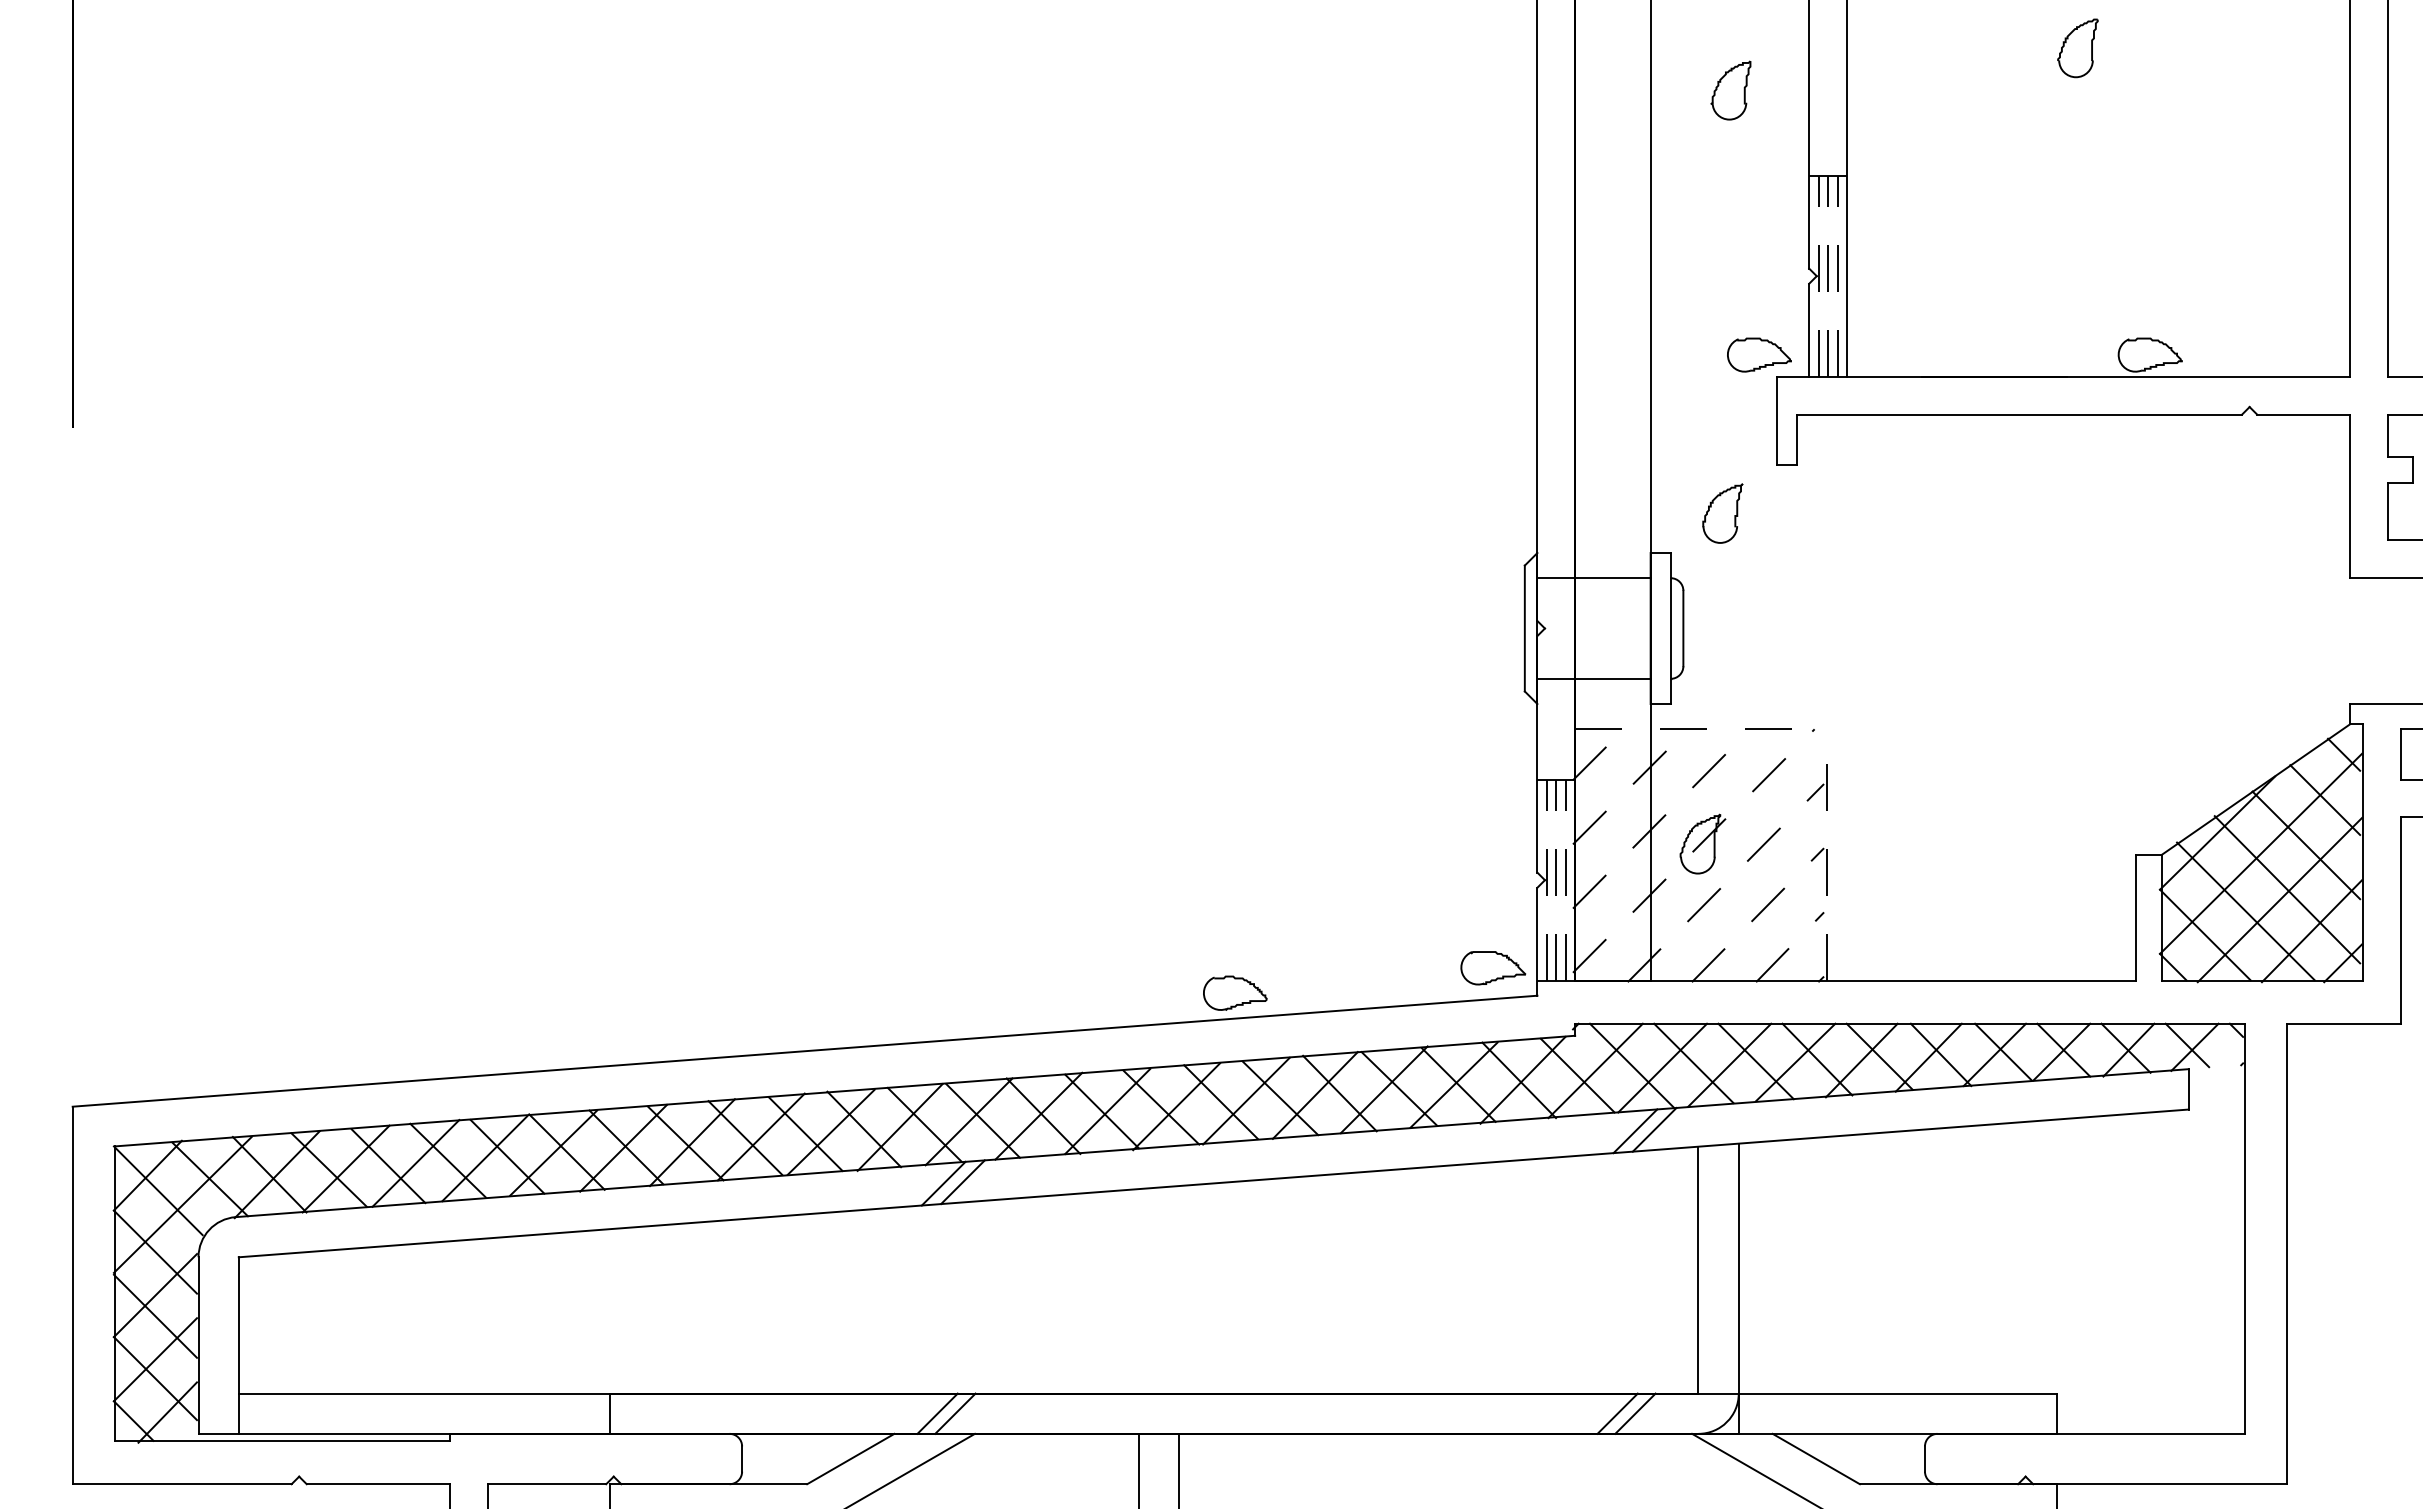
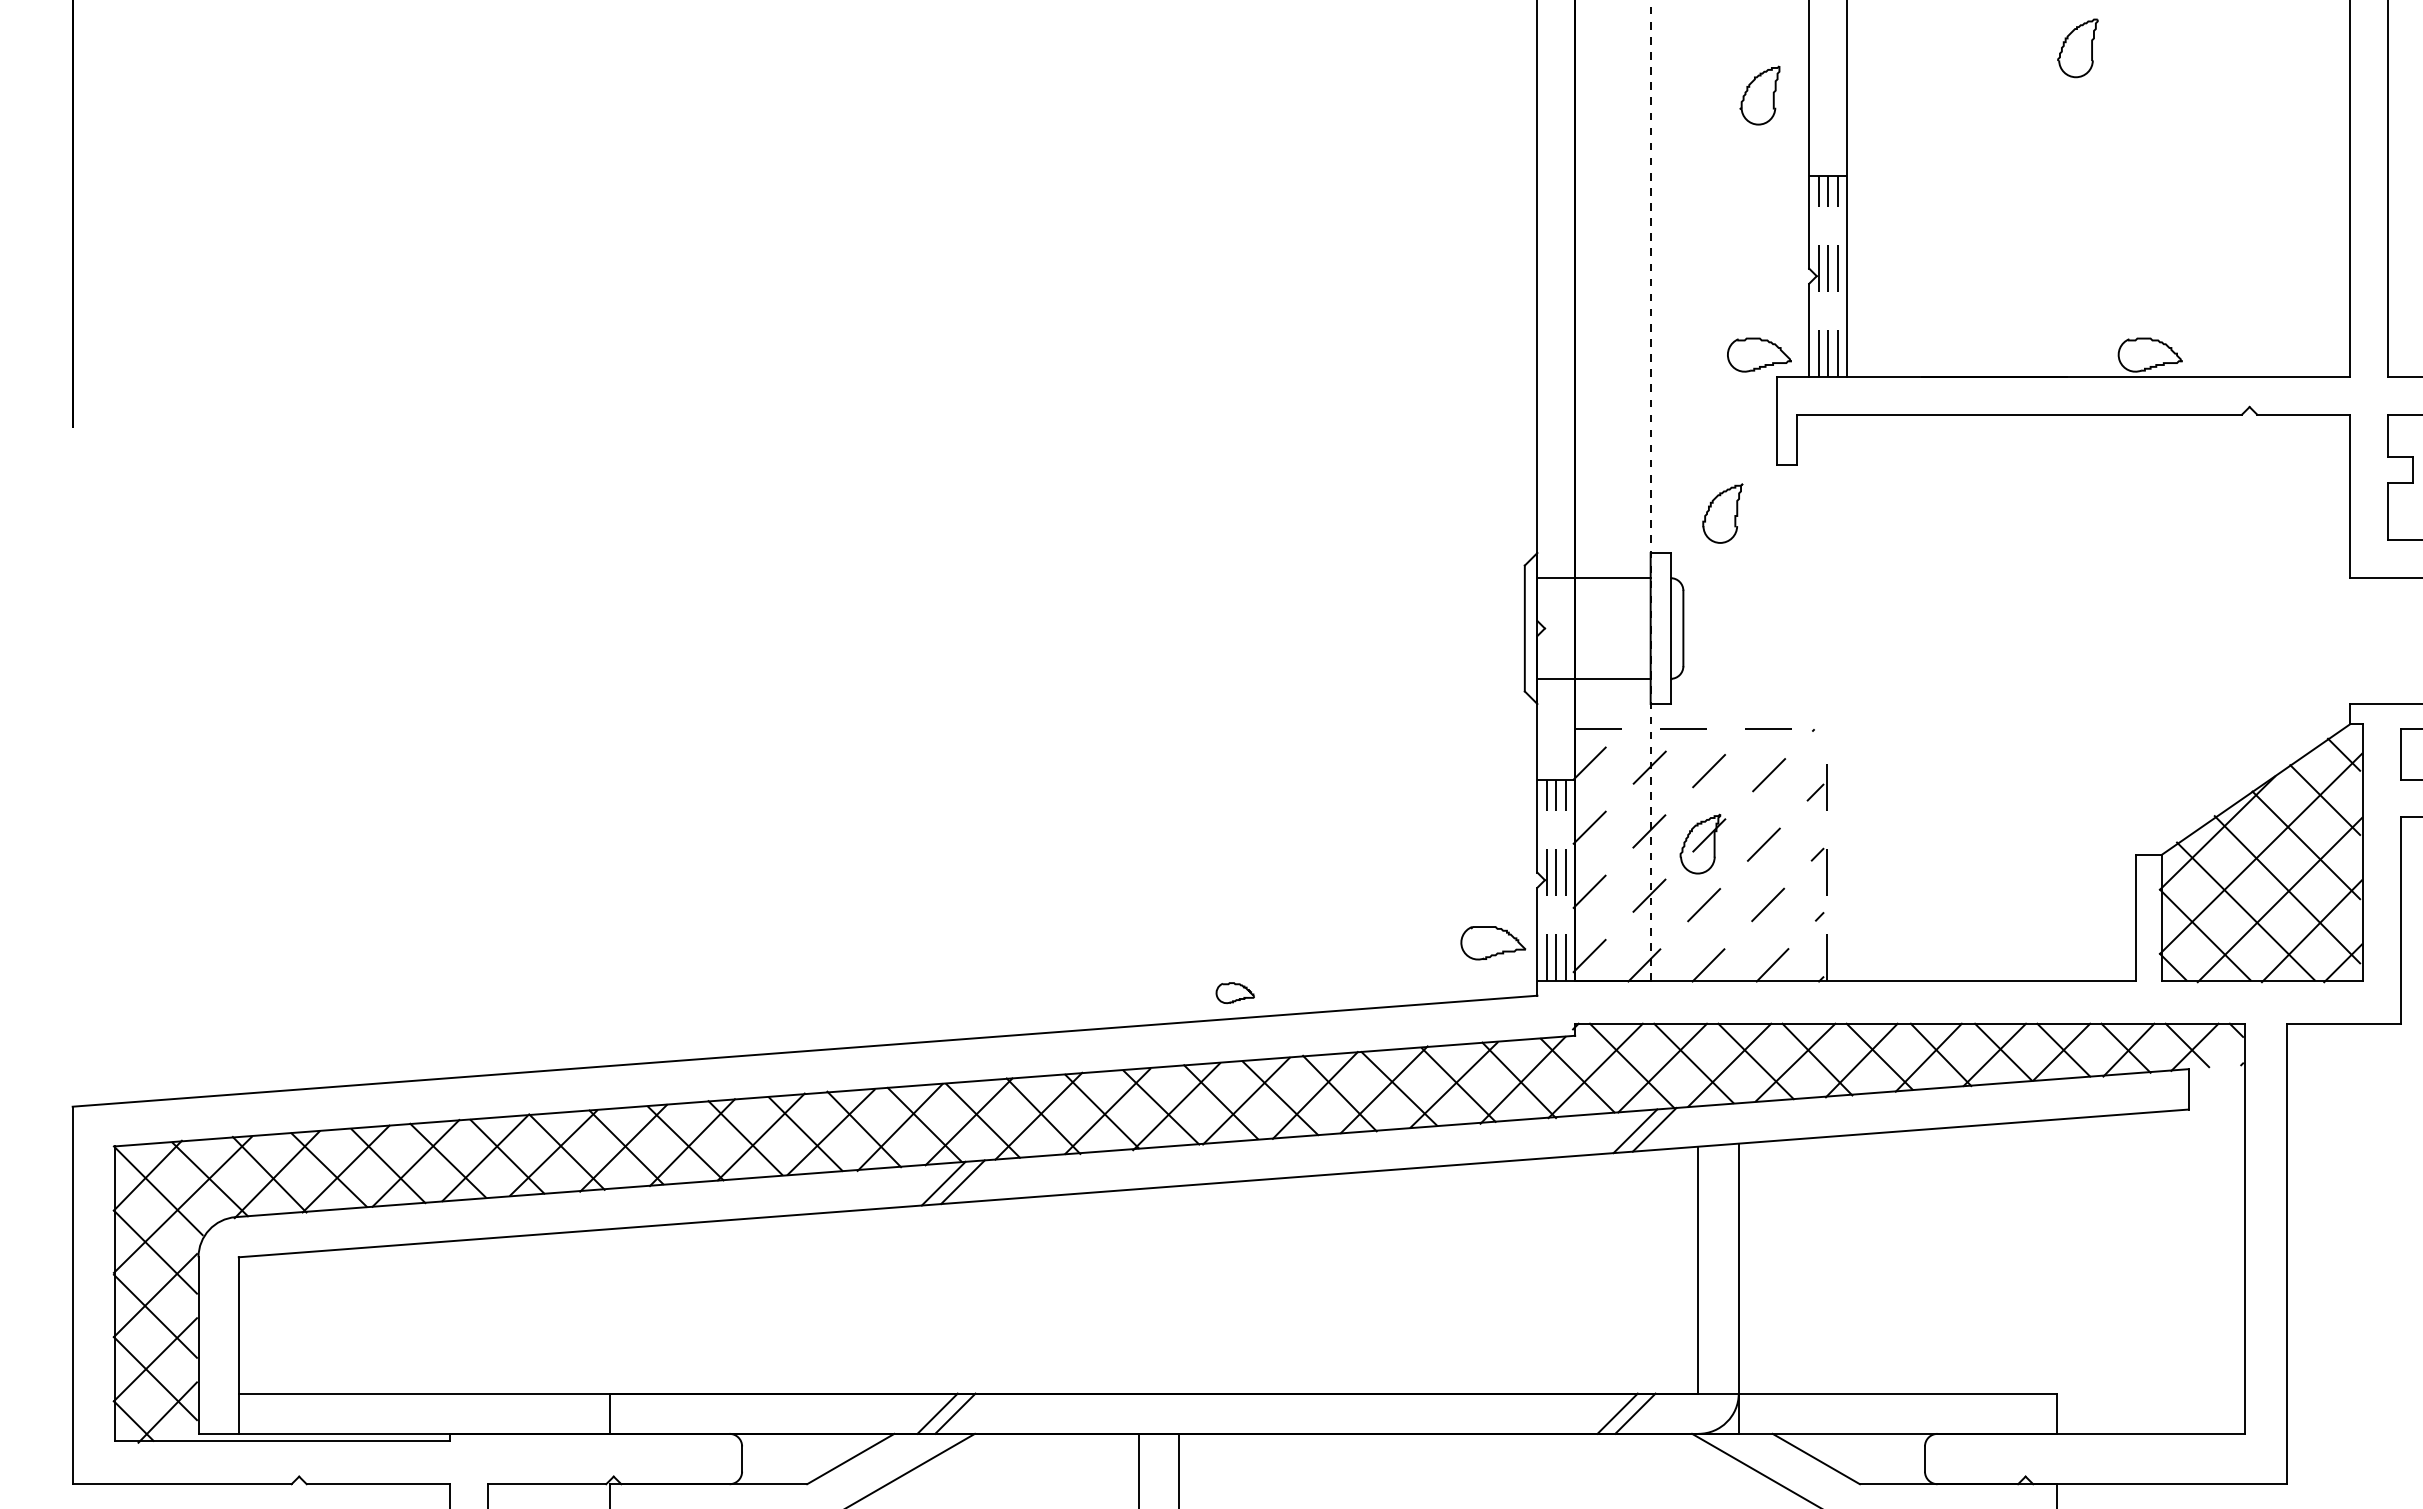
part position: (1730, 90) -> (1759, 95) (1759, 95)
line: solid -> dashed (1650, 489)
part position: (1493, 968) -> (1493, 943) (1493, 943)
part size: 65x36 px -> 40x23 px (1234, 993)
